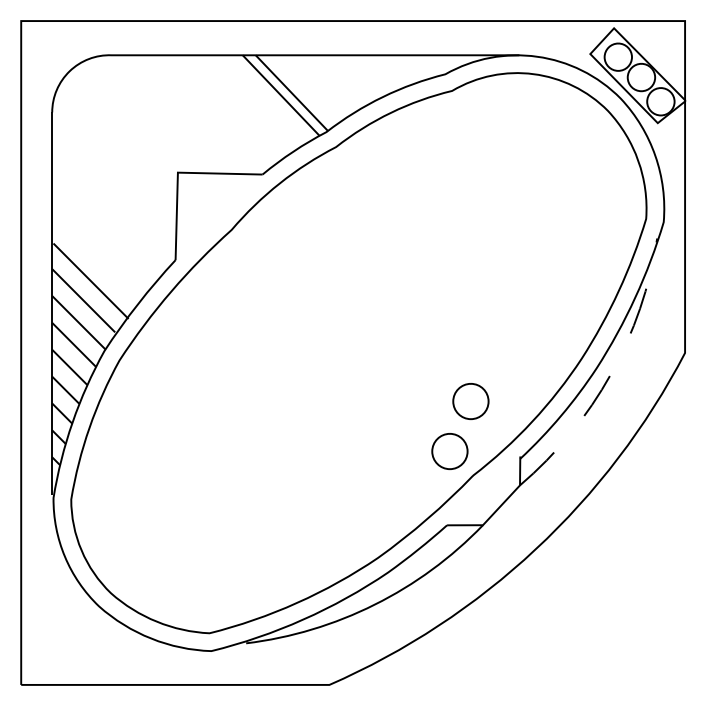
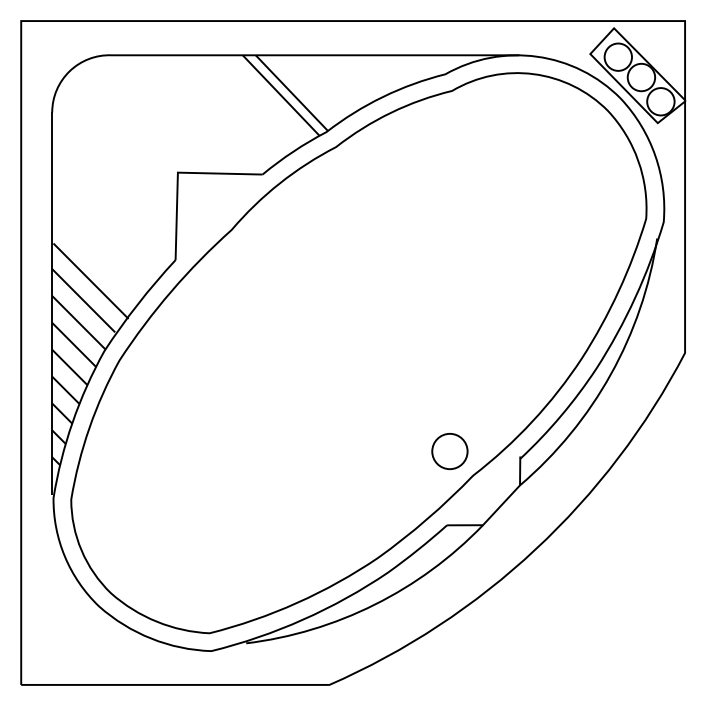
line: dashed -> solid (610, 374)
part: present -> none (470, 401)
